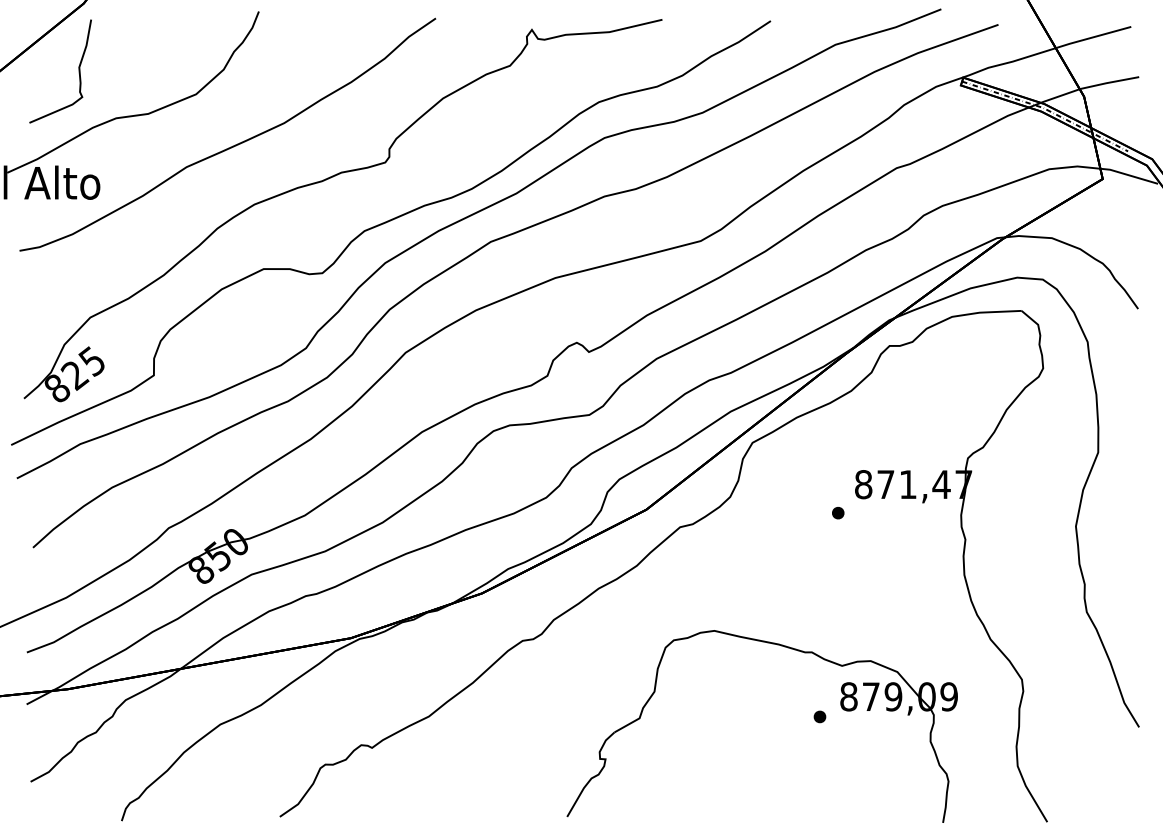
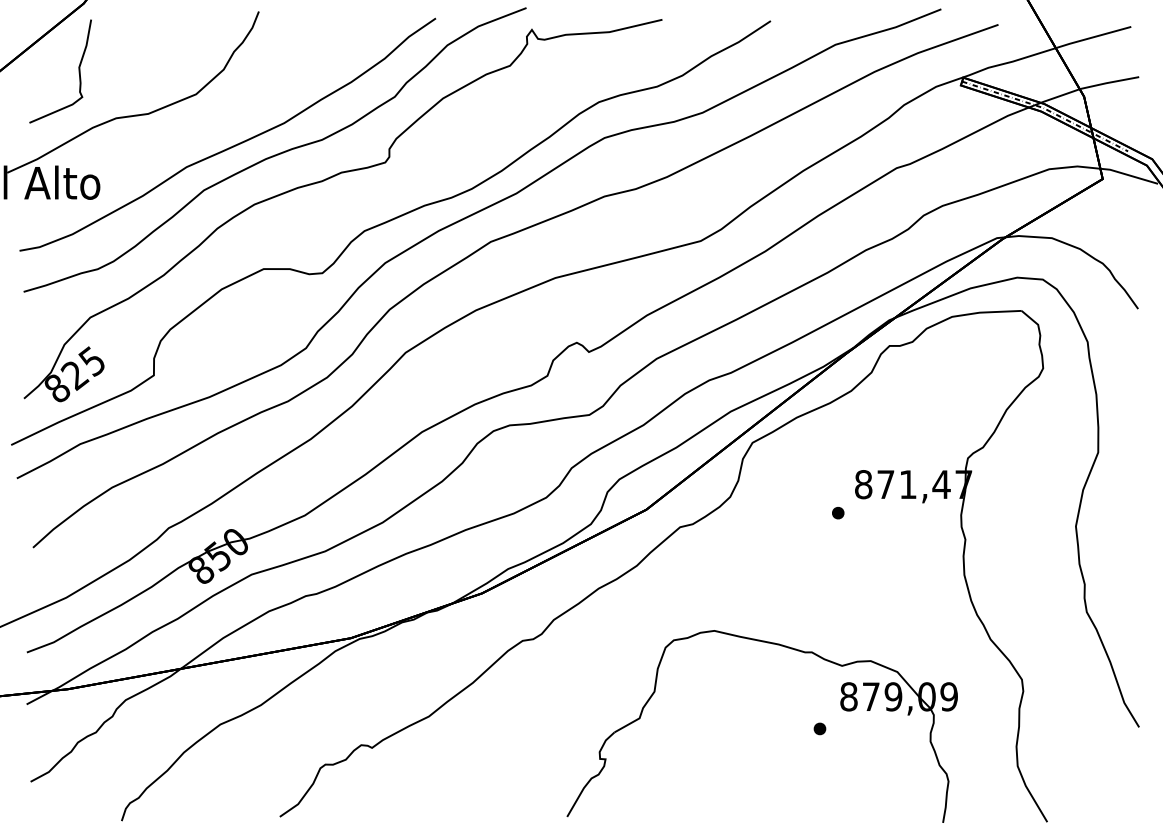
curve: none -> present (277, 153)
part position: (819, 716) -> (819, 728) (819, 728)
